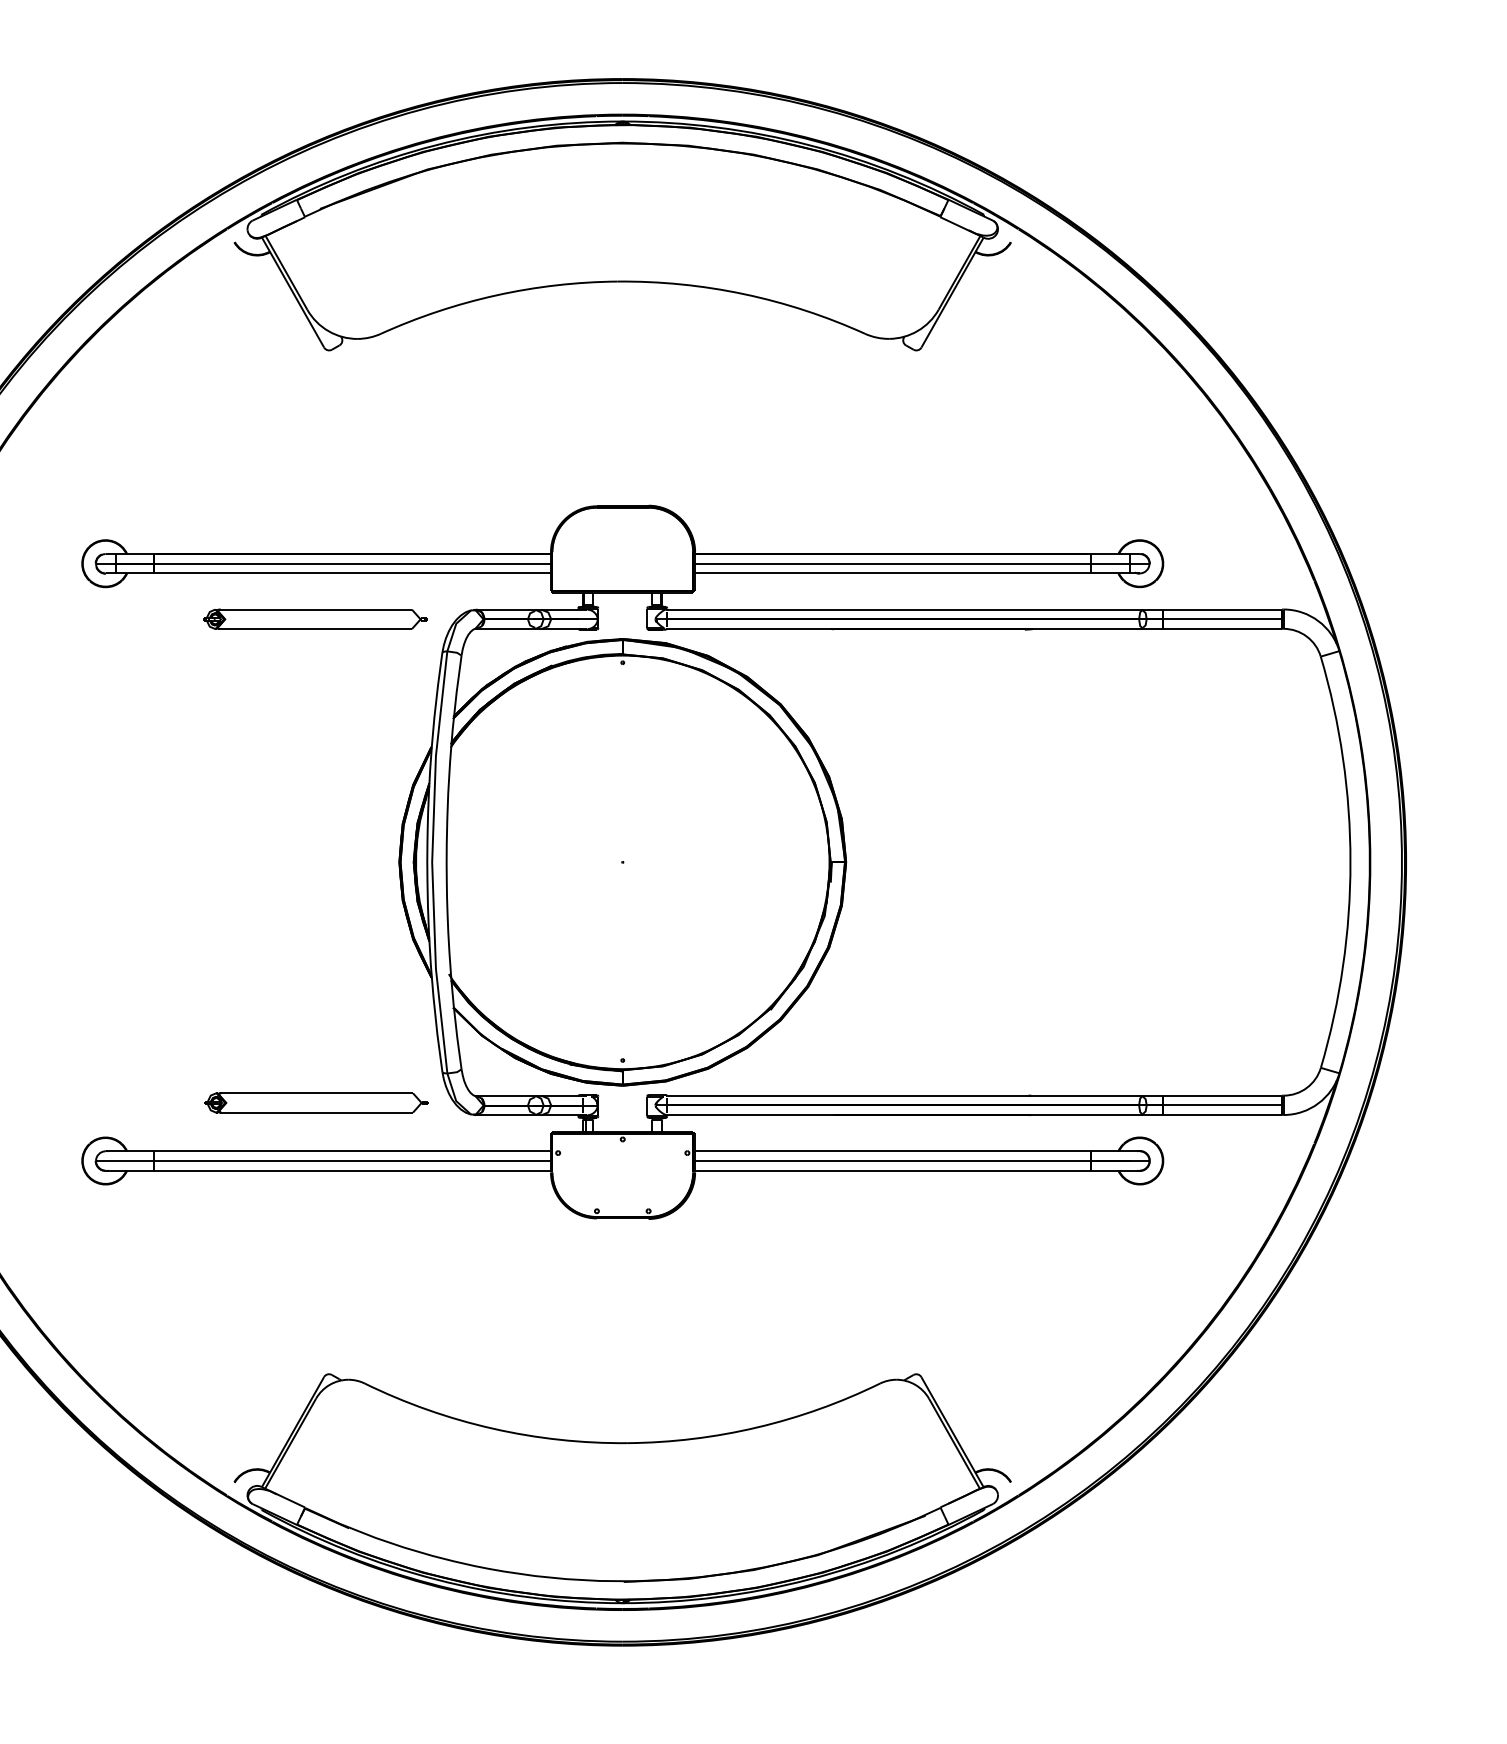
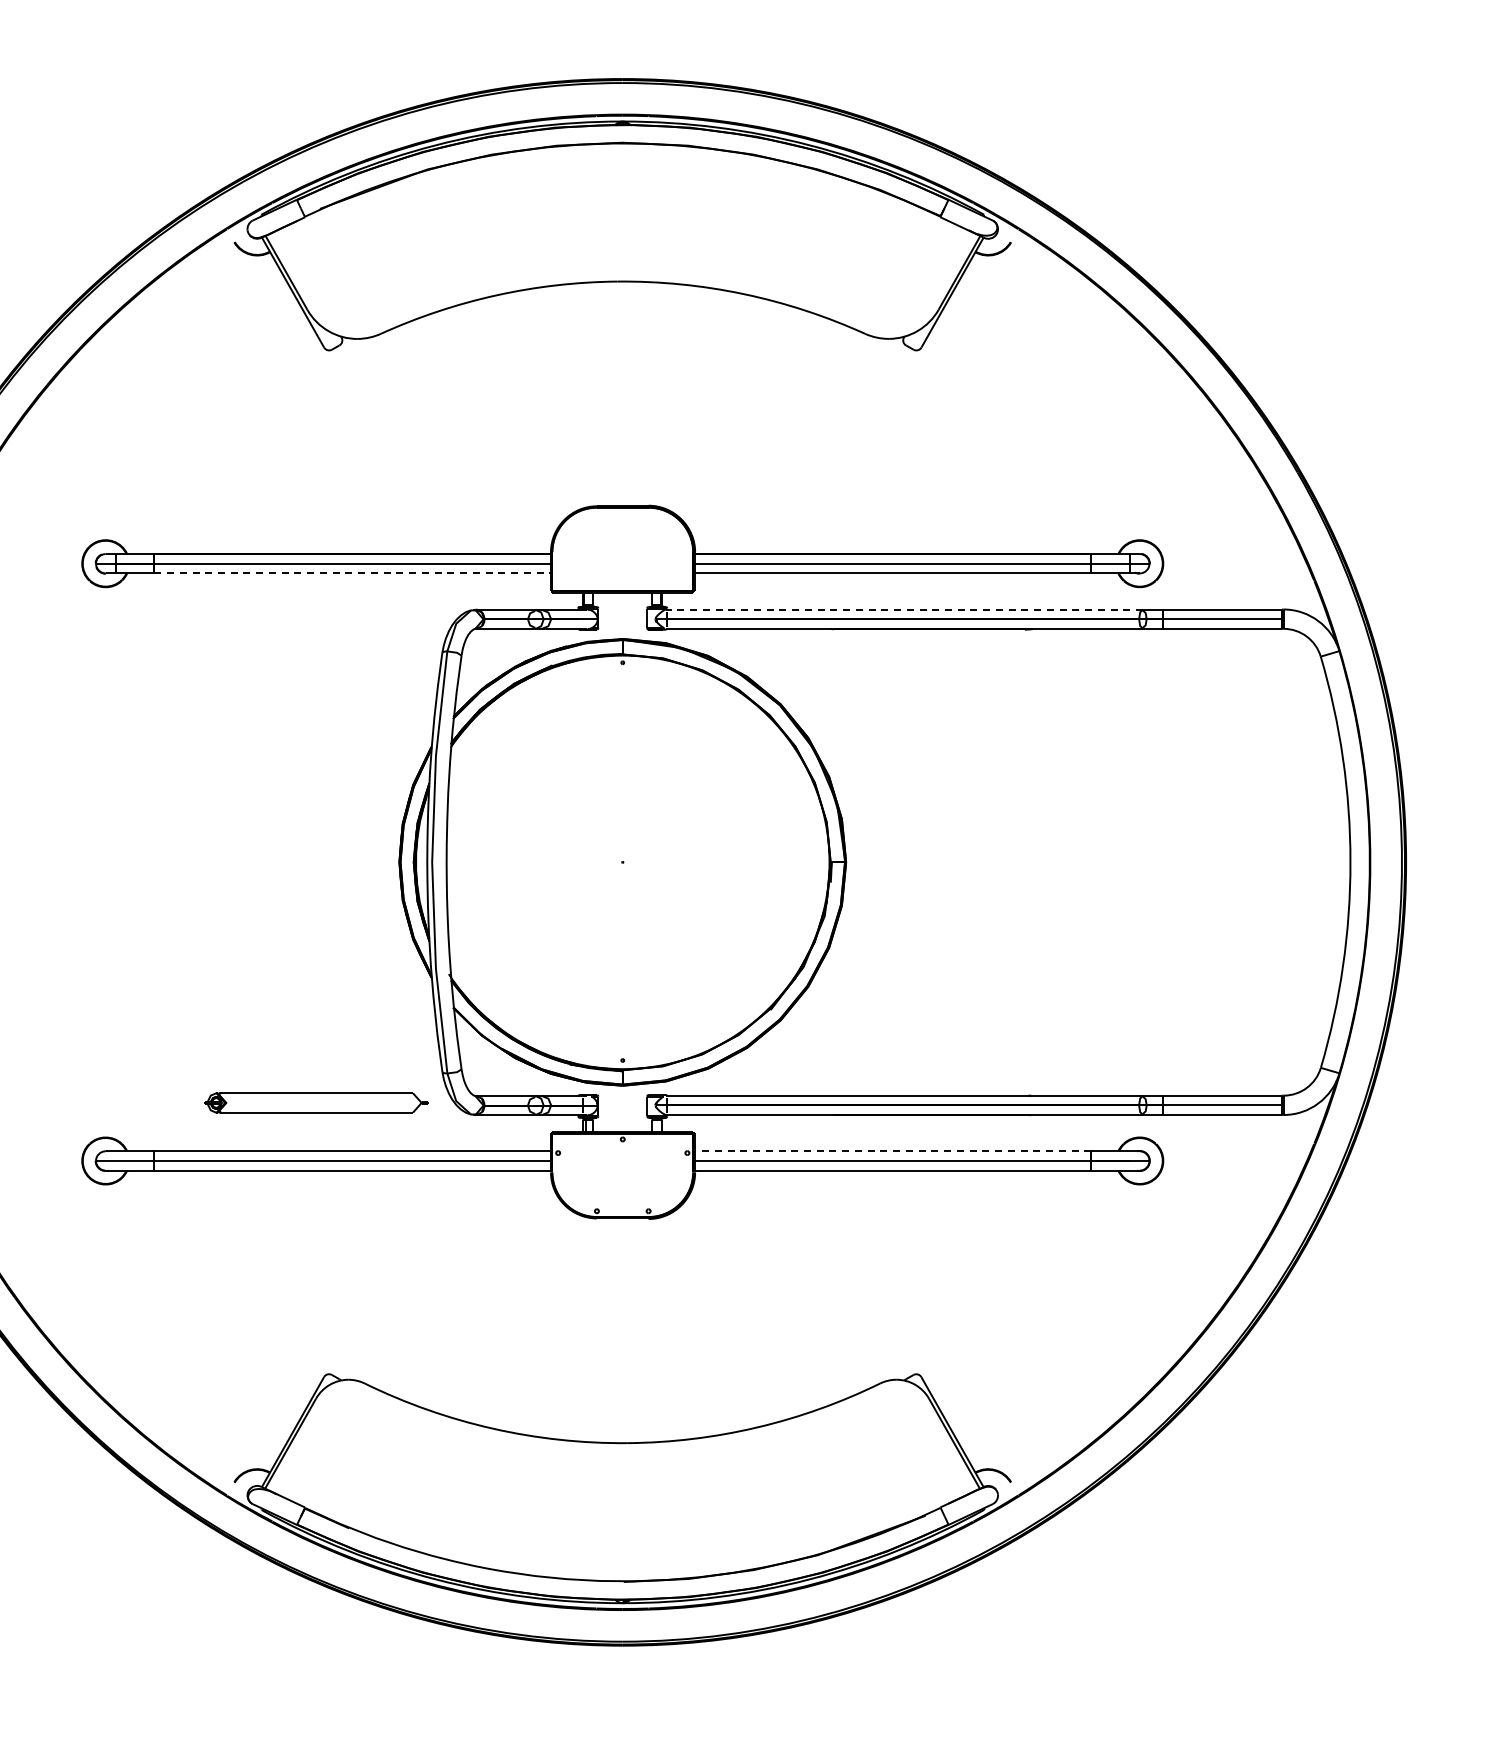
line: solid -> dashed (353, 573)
line: solid -> dashed (904, 609)
part: present -> none (315, 618)
line: solid -> dashed (892, 1151)
